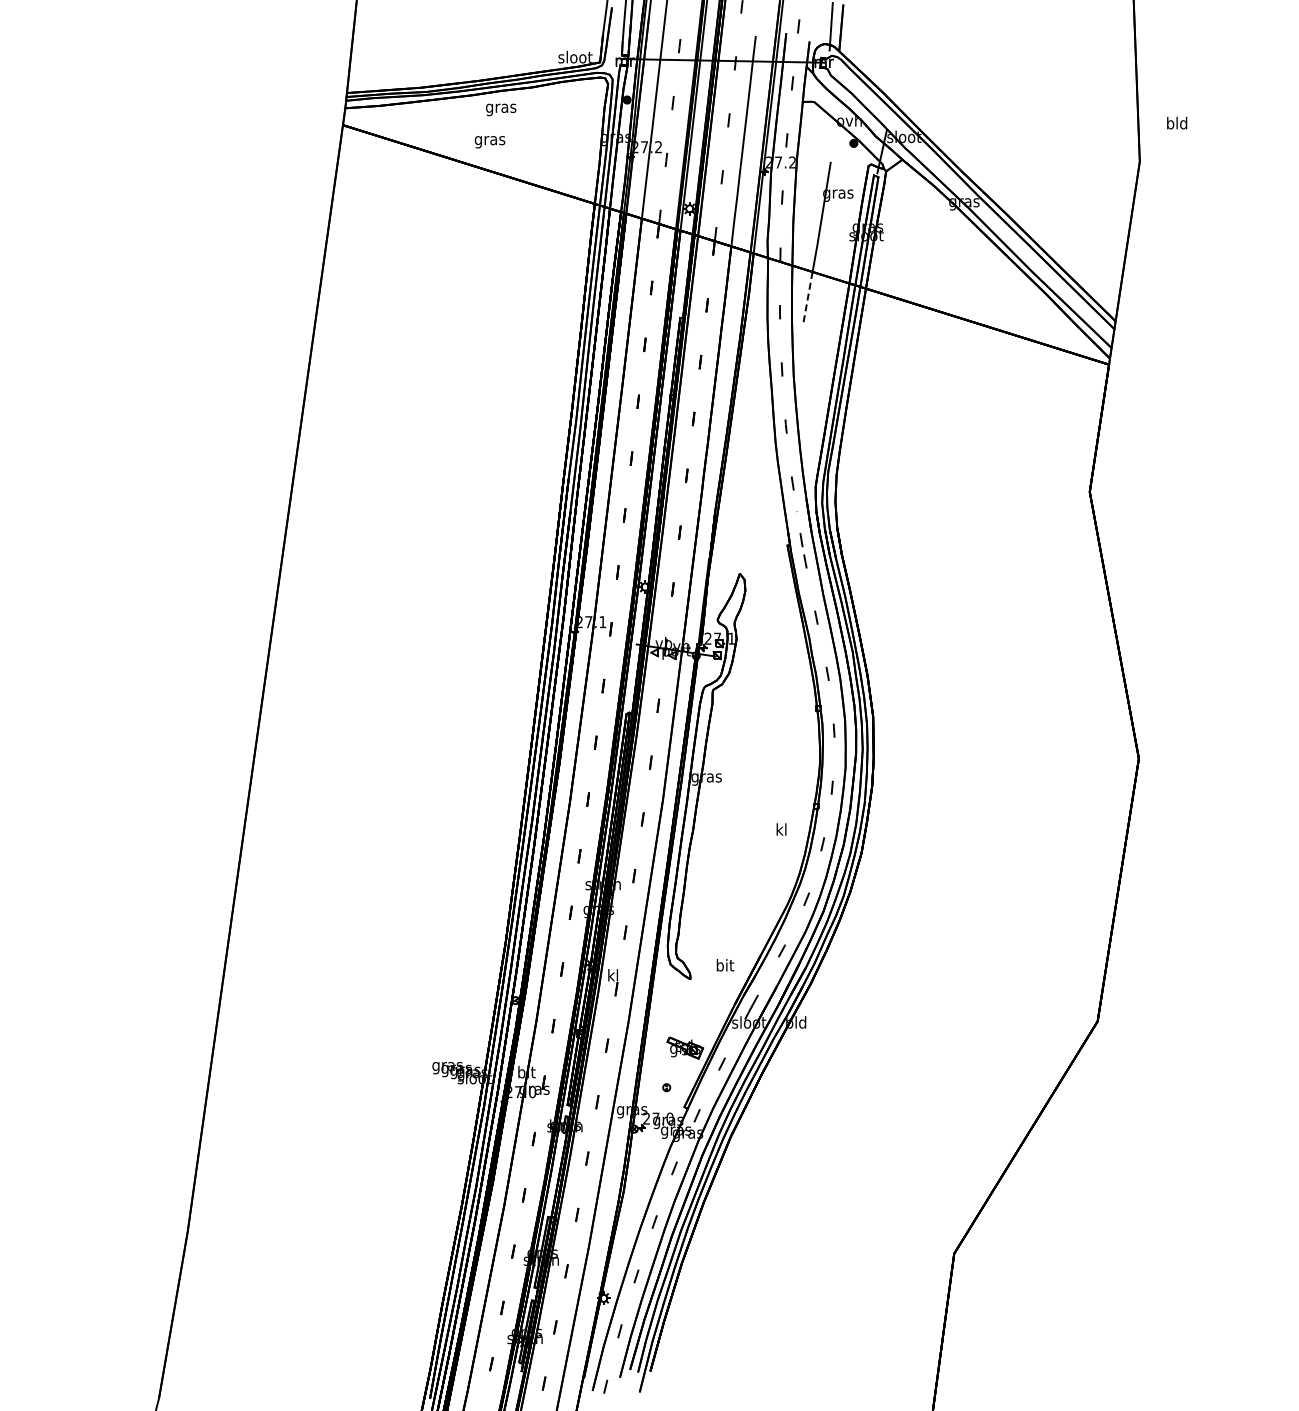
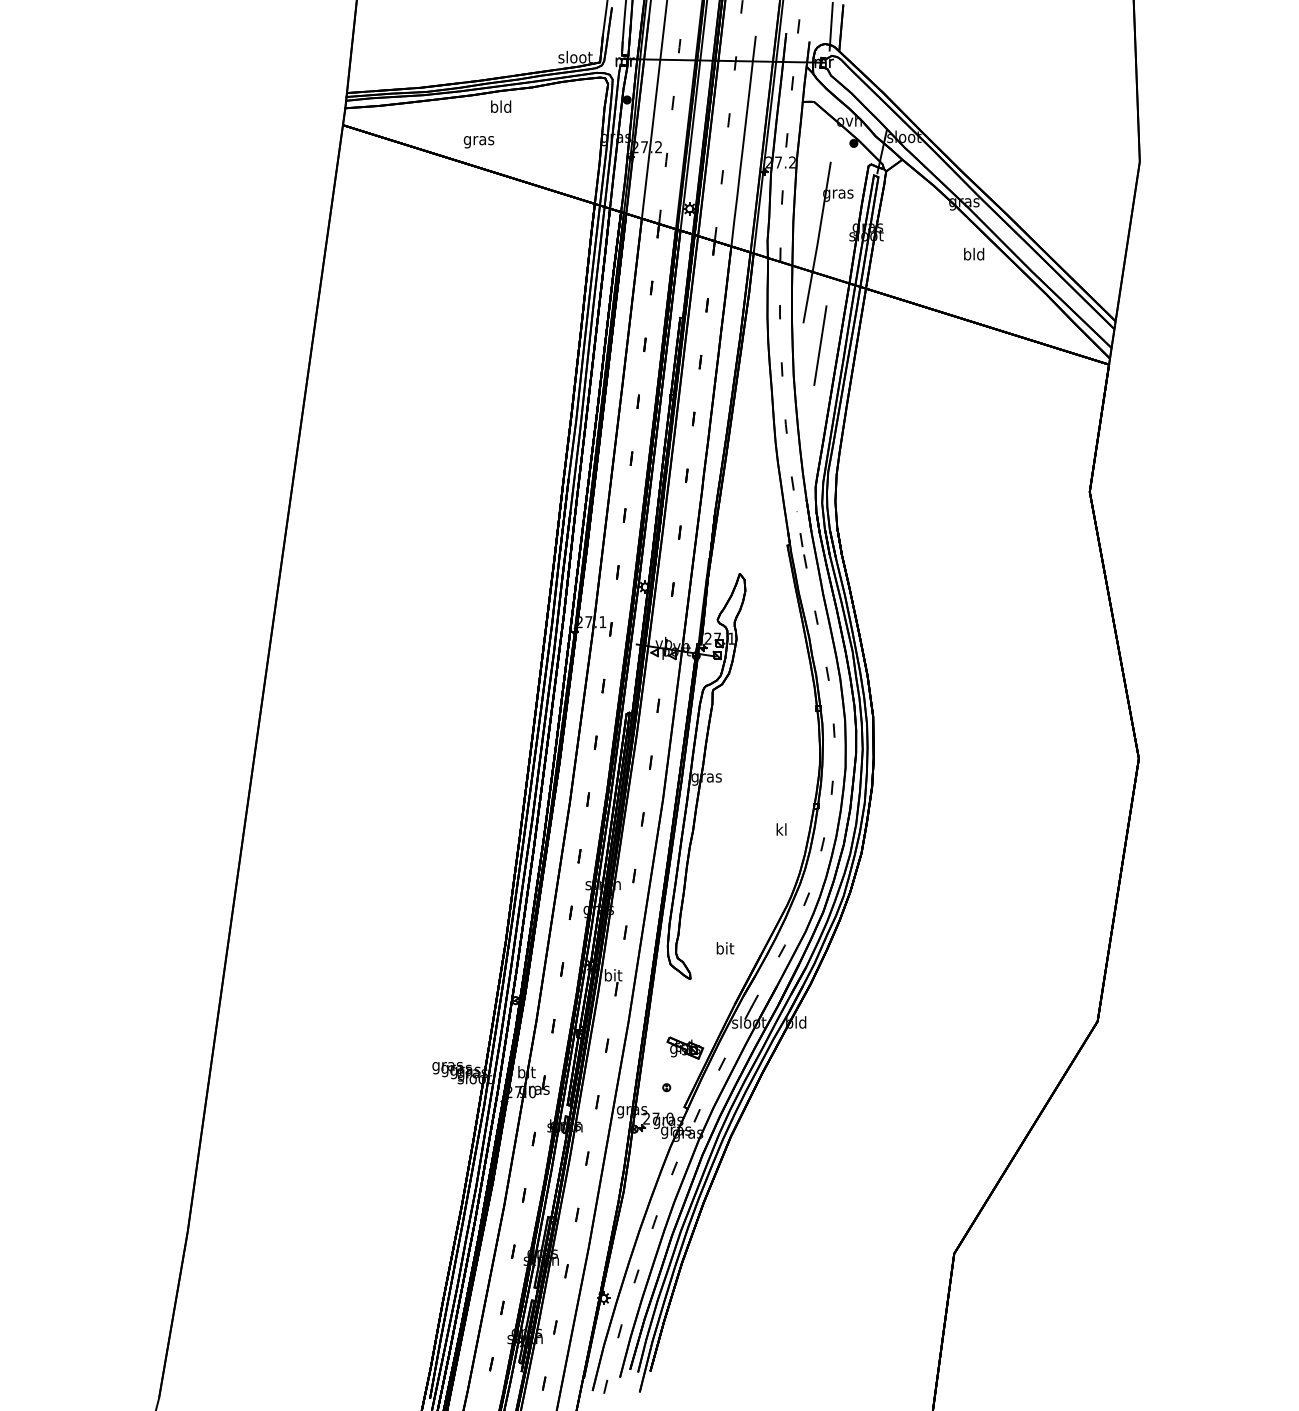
text: gras -> bld (501, 108)
text position: (1177, 122) -> (974, 253) (974, 253)
text position: (489, 142) -> (478, 142) (478, 142)
line: dashed -> solid (808, 297)
line: none -> present (820, 345)
text position: (725, 965) -> (725, 948) (725, 948)
text: kl -> bit (613, 975)
